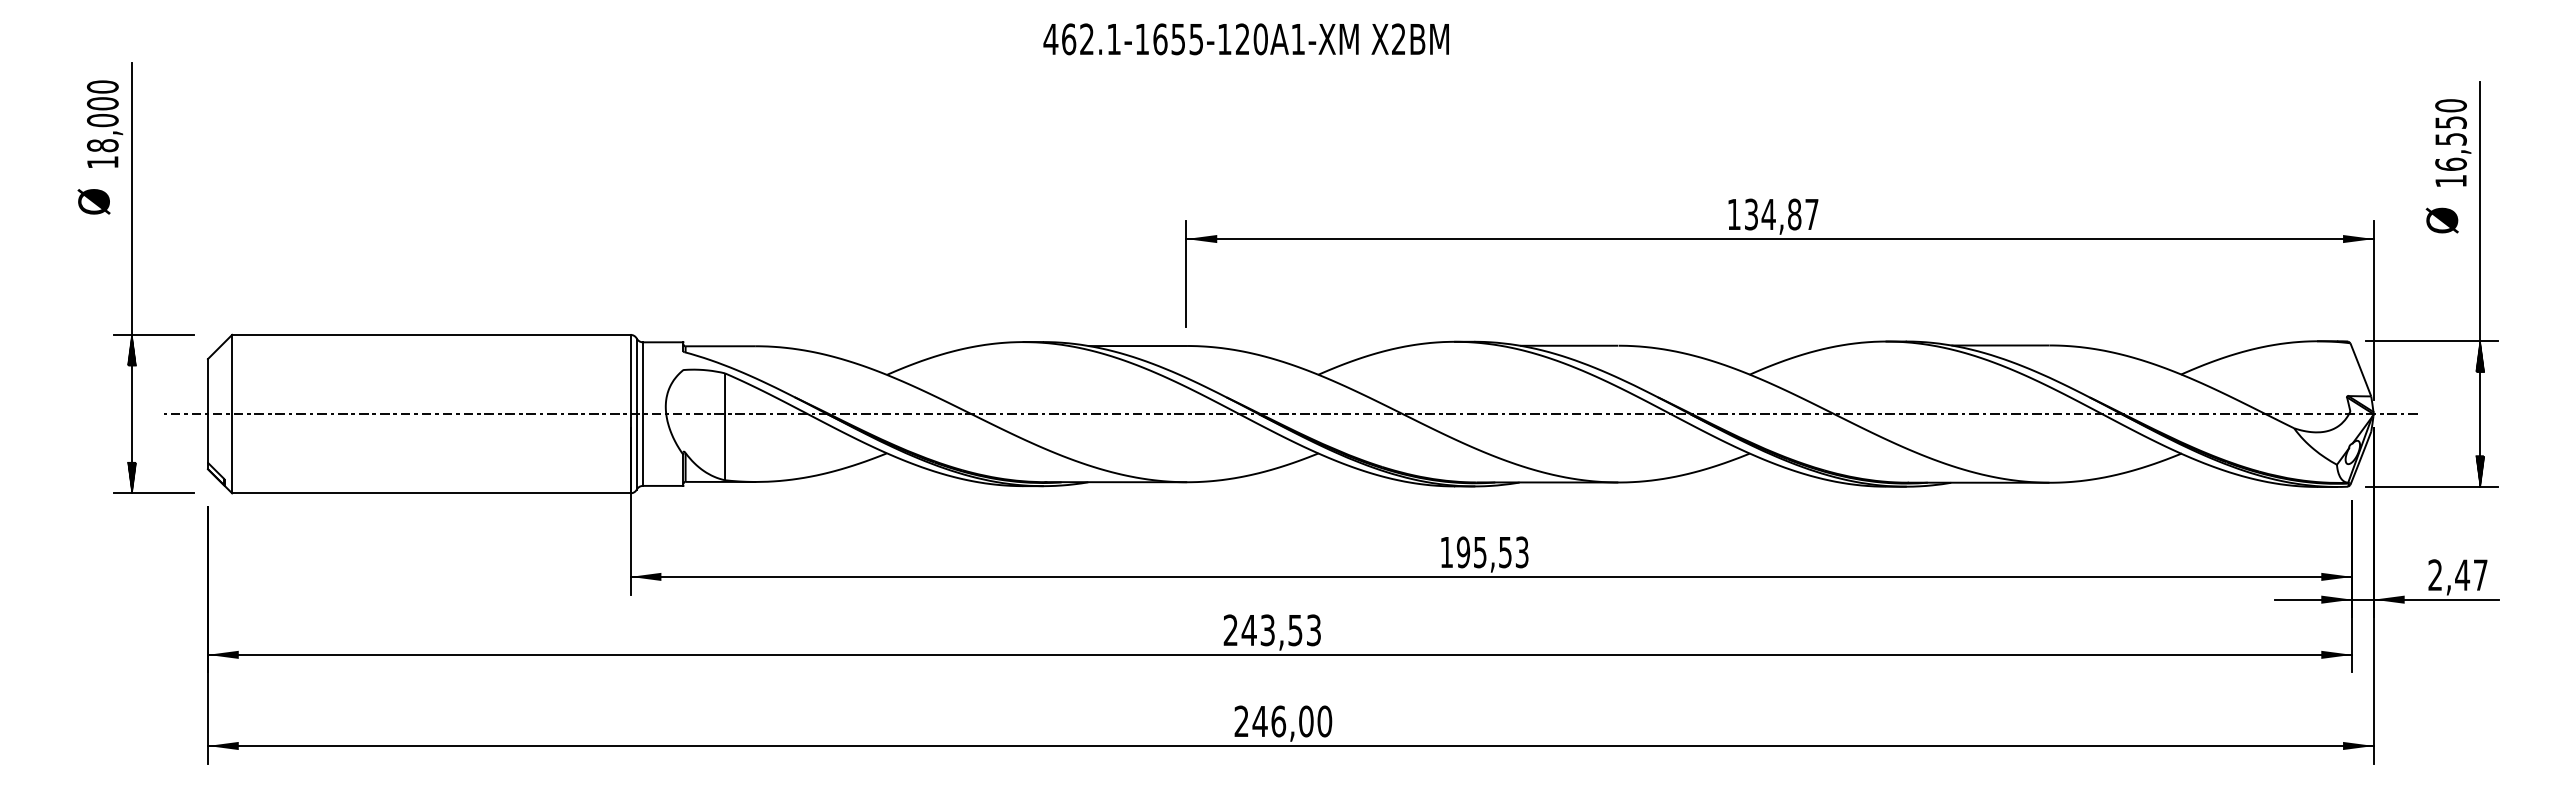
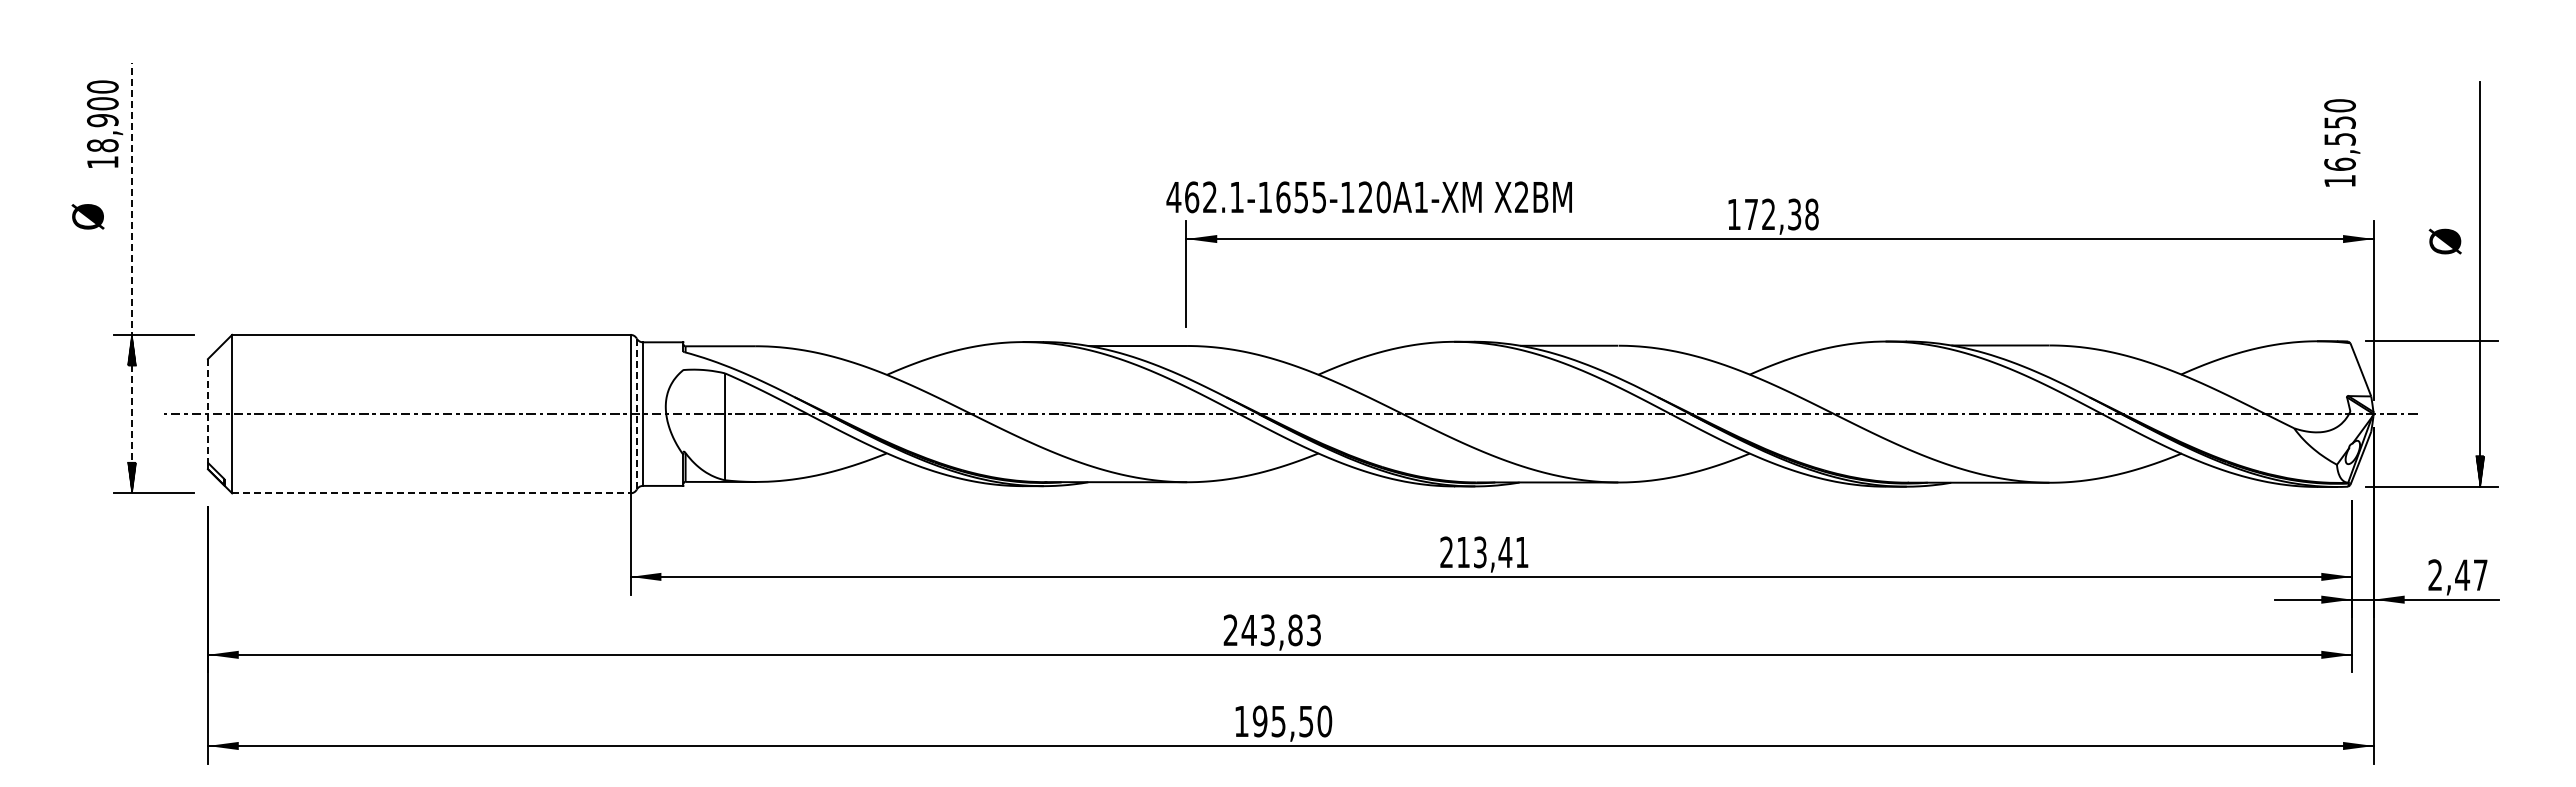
text position: (1245, 39) -> (1368, 197) (1368, 197)
text: 18,000 -> 18,900 (102, 120)
text position: (2453, 142) -> (2342, 142) (2342, 142)
text position: (93, 201) -> (87, 216) (87, 216)
text: 134,87 -> 172,38 (1781, 214)
text position: (2441, 220) -> (2444, 241) (2444, 241)
line: solid -> dashed (132, 277)
hatch: present -> none (2480, 356)
line: solid -> dashed (207, 410)
line: solid -> dashed (636, 414)
line: solid -> dashed (431, 493)
text: 195,53 -> 213,41 (1484, 552)
text: 243,53 -> 243,83 (1295, 630)
text: 246,00 -> 195,50 (1273, 721)
